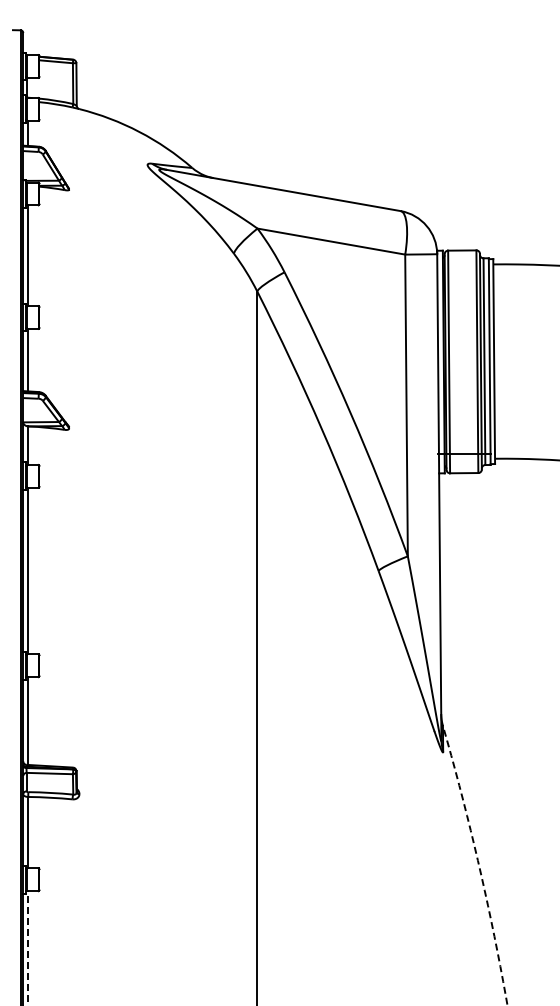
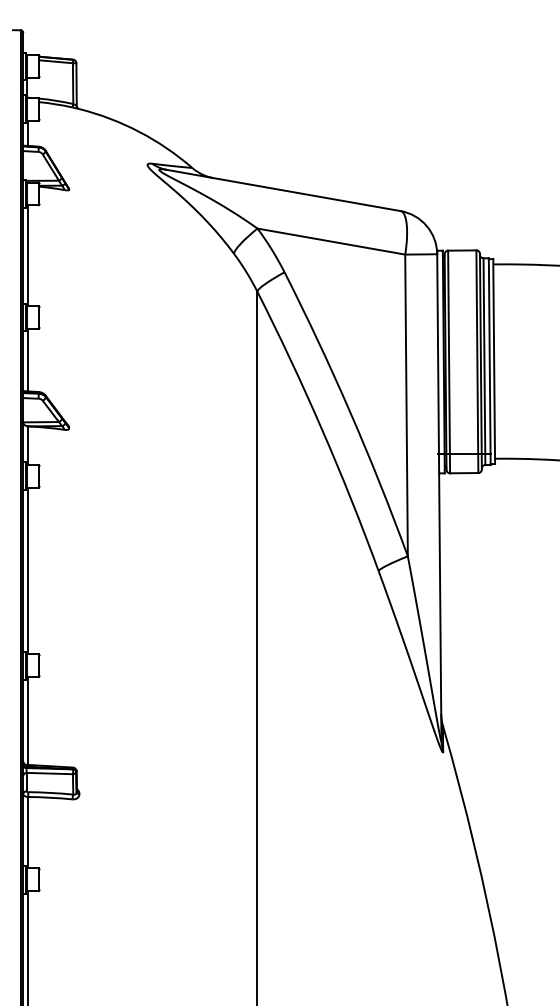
arc: dashed -> solid (478, 865)
line: dashed -> solid (28, 948)
